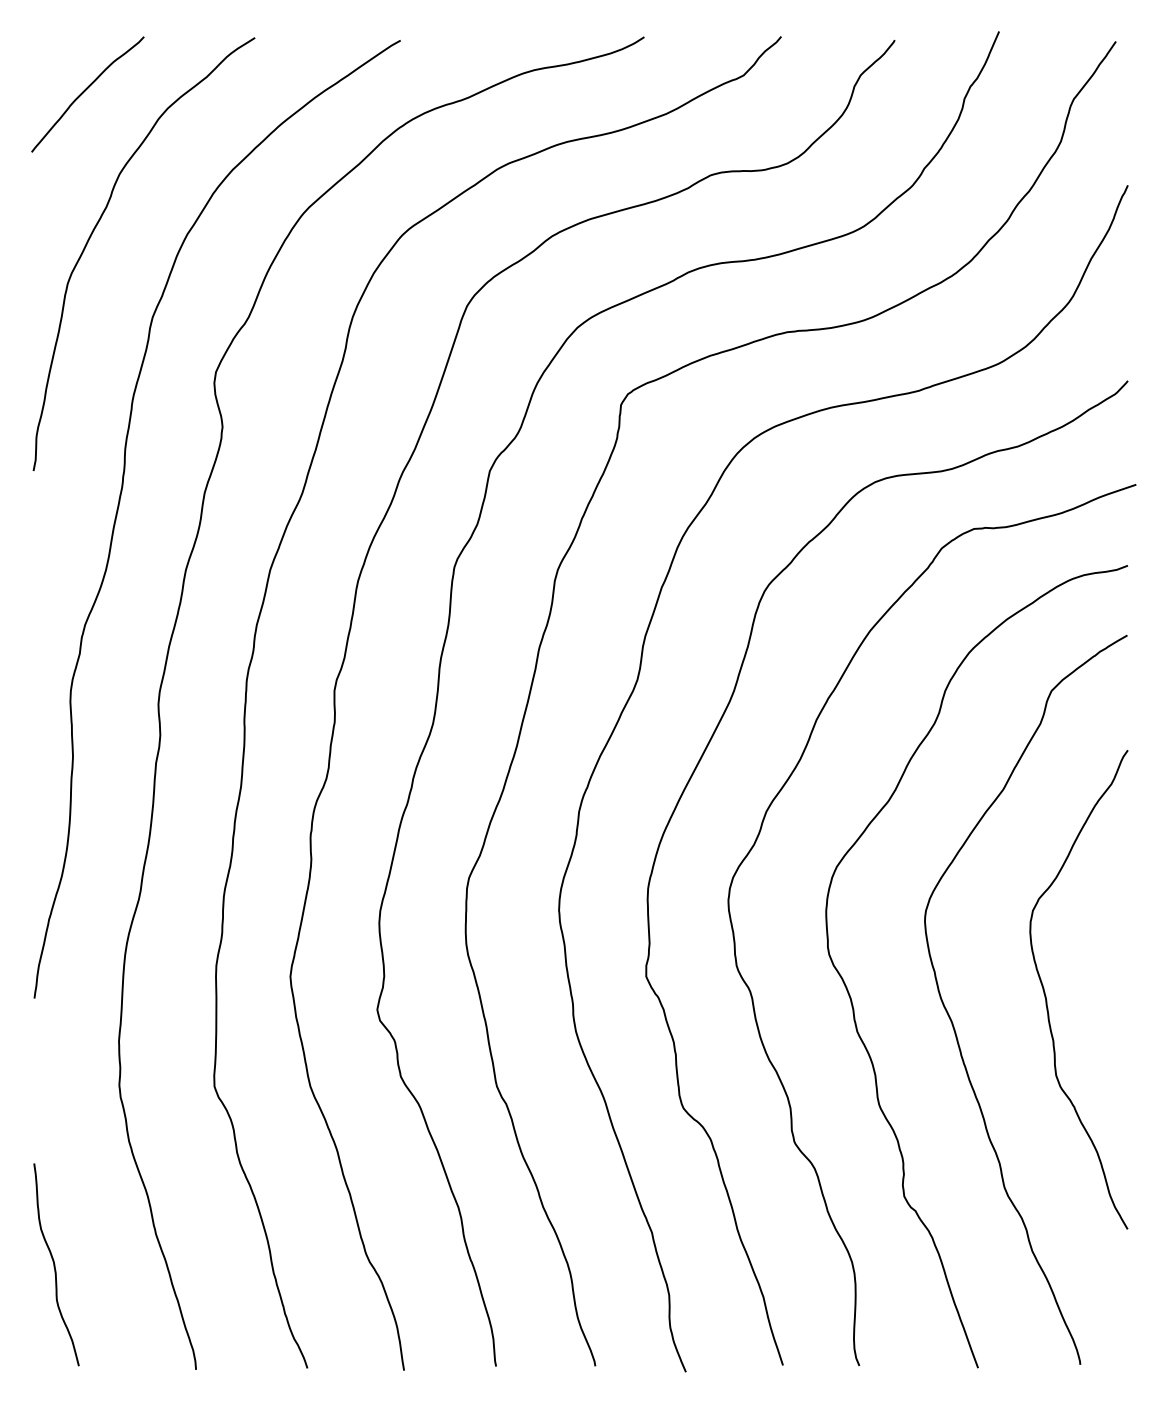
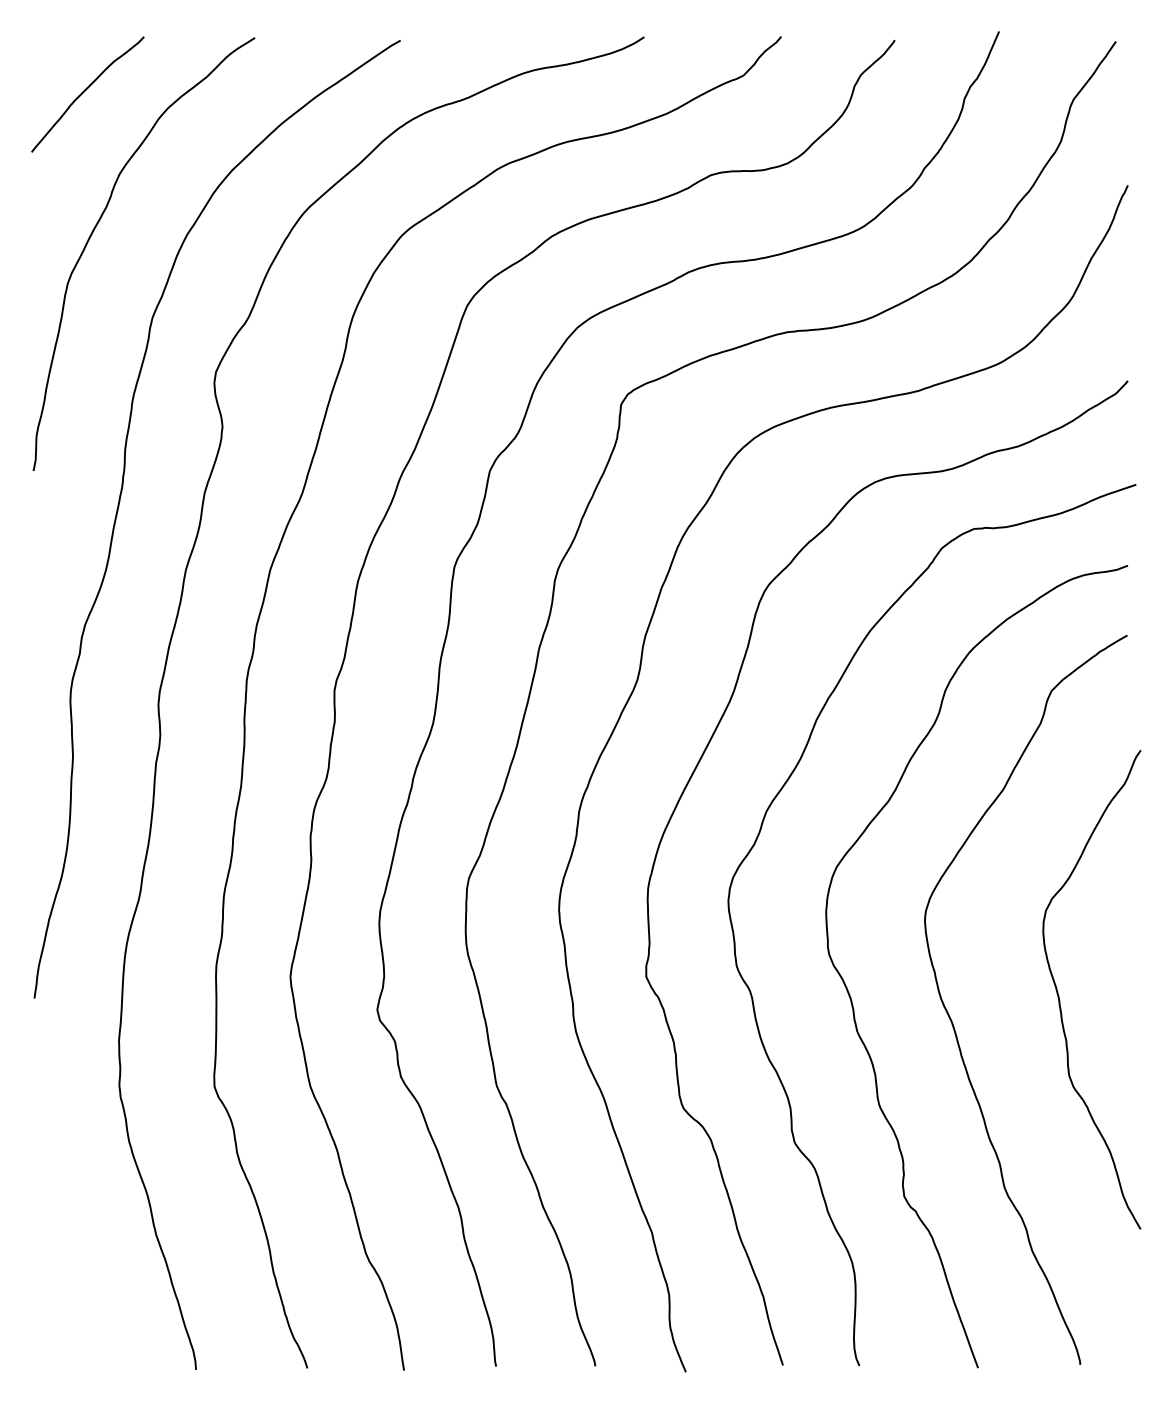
curve position: (1046, 995) -> (1059, 995) (1059, 995)
curve: present -> none (55, 1264)
